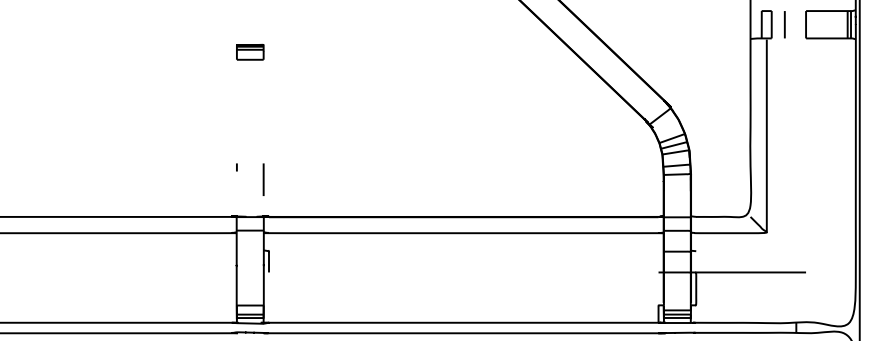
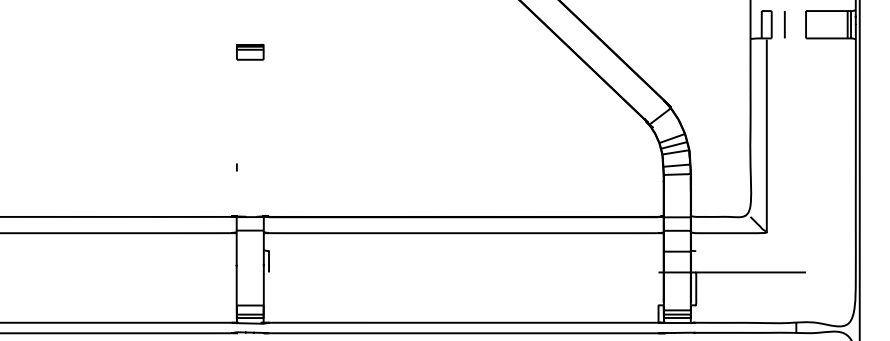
line: present -> none (263, 179)
